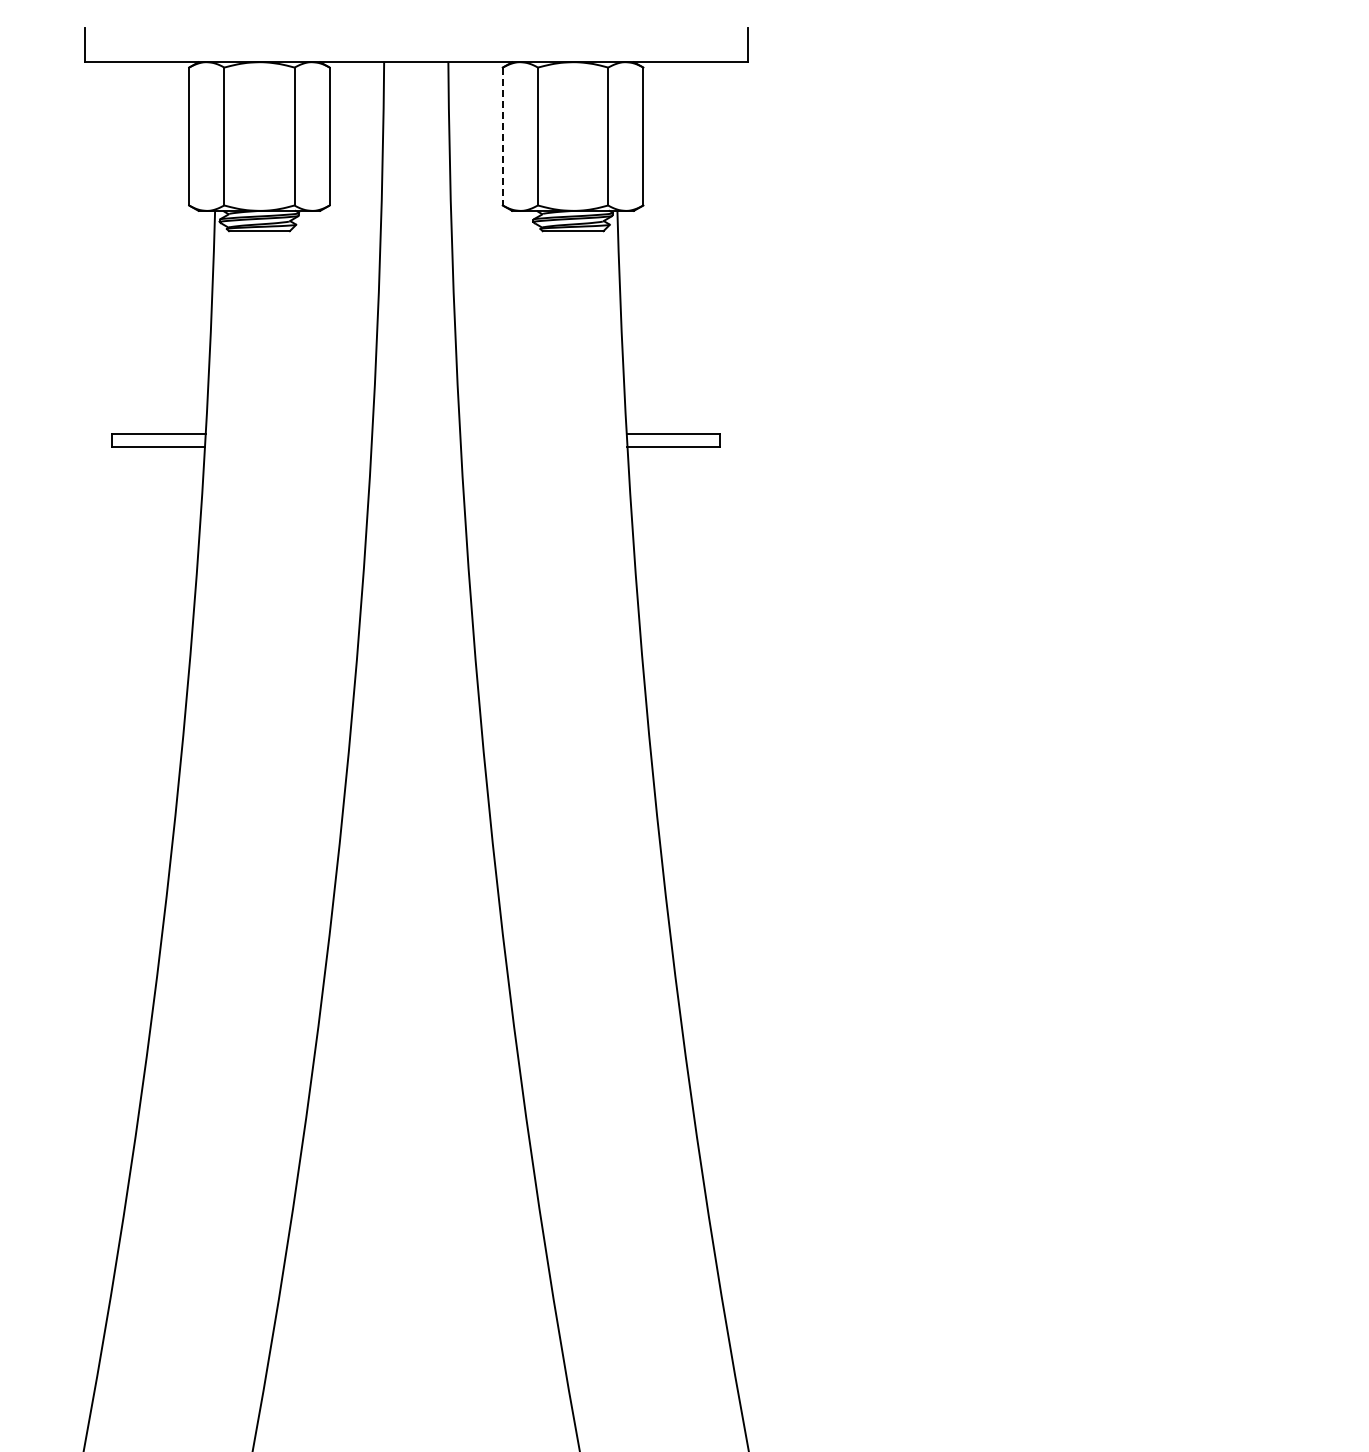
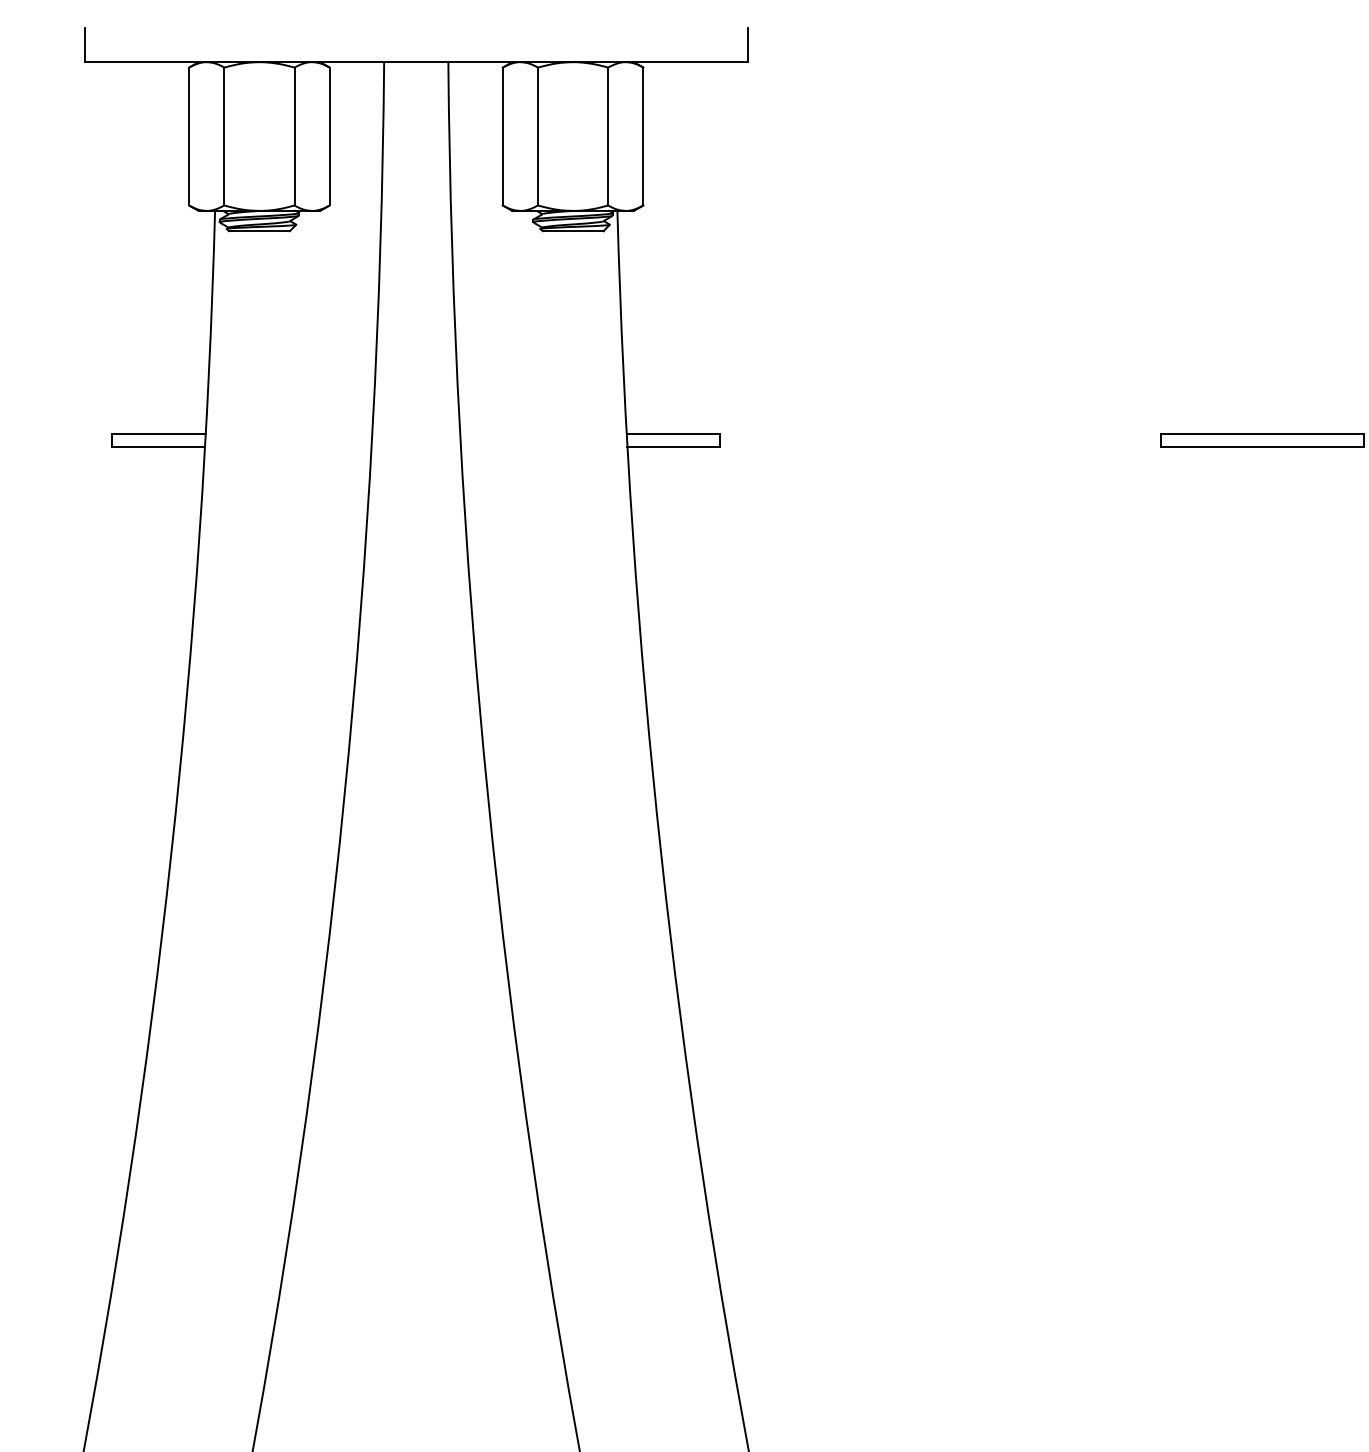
line: dashed -> solid (502, 136)
part: none -> present (1262, 440)
